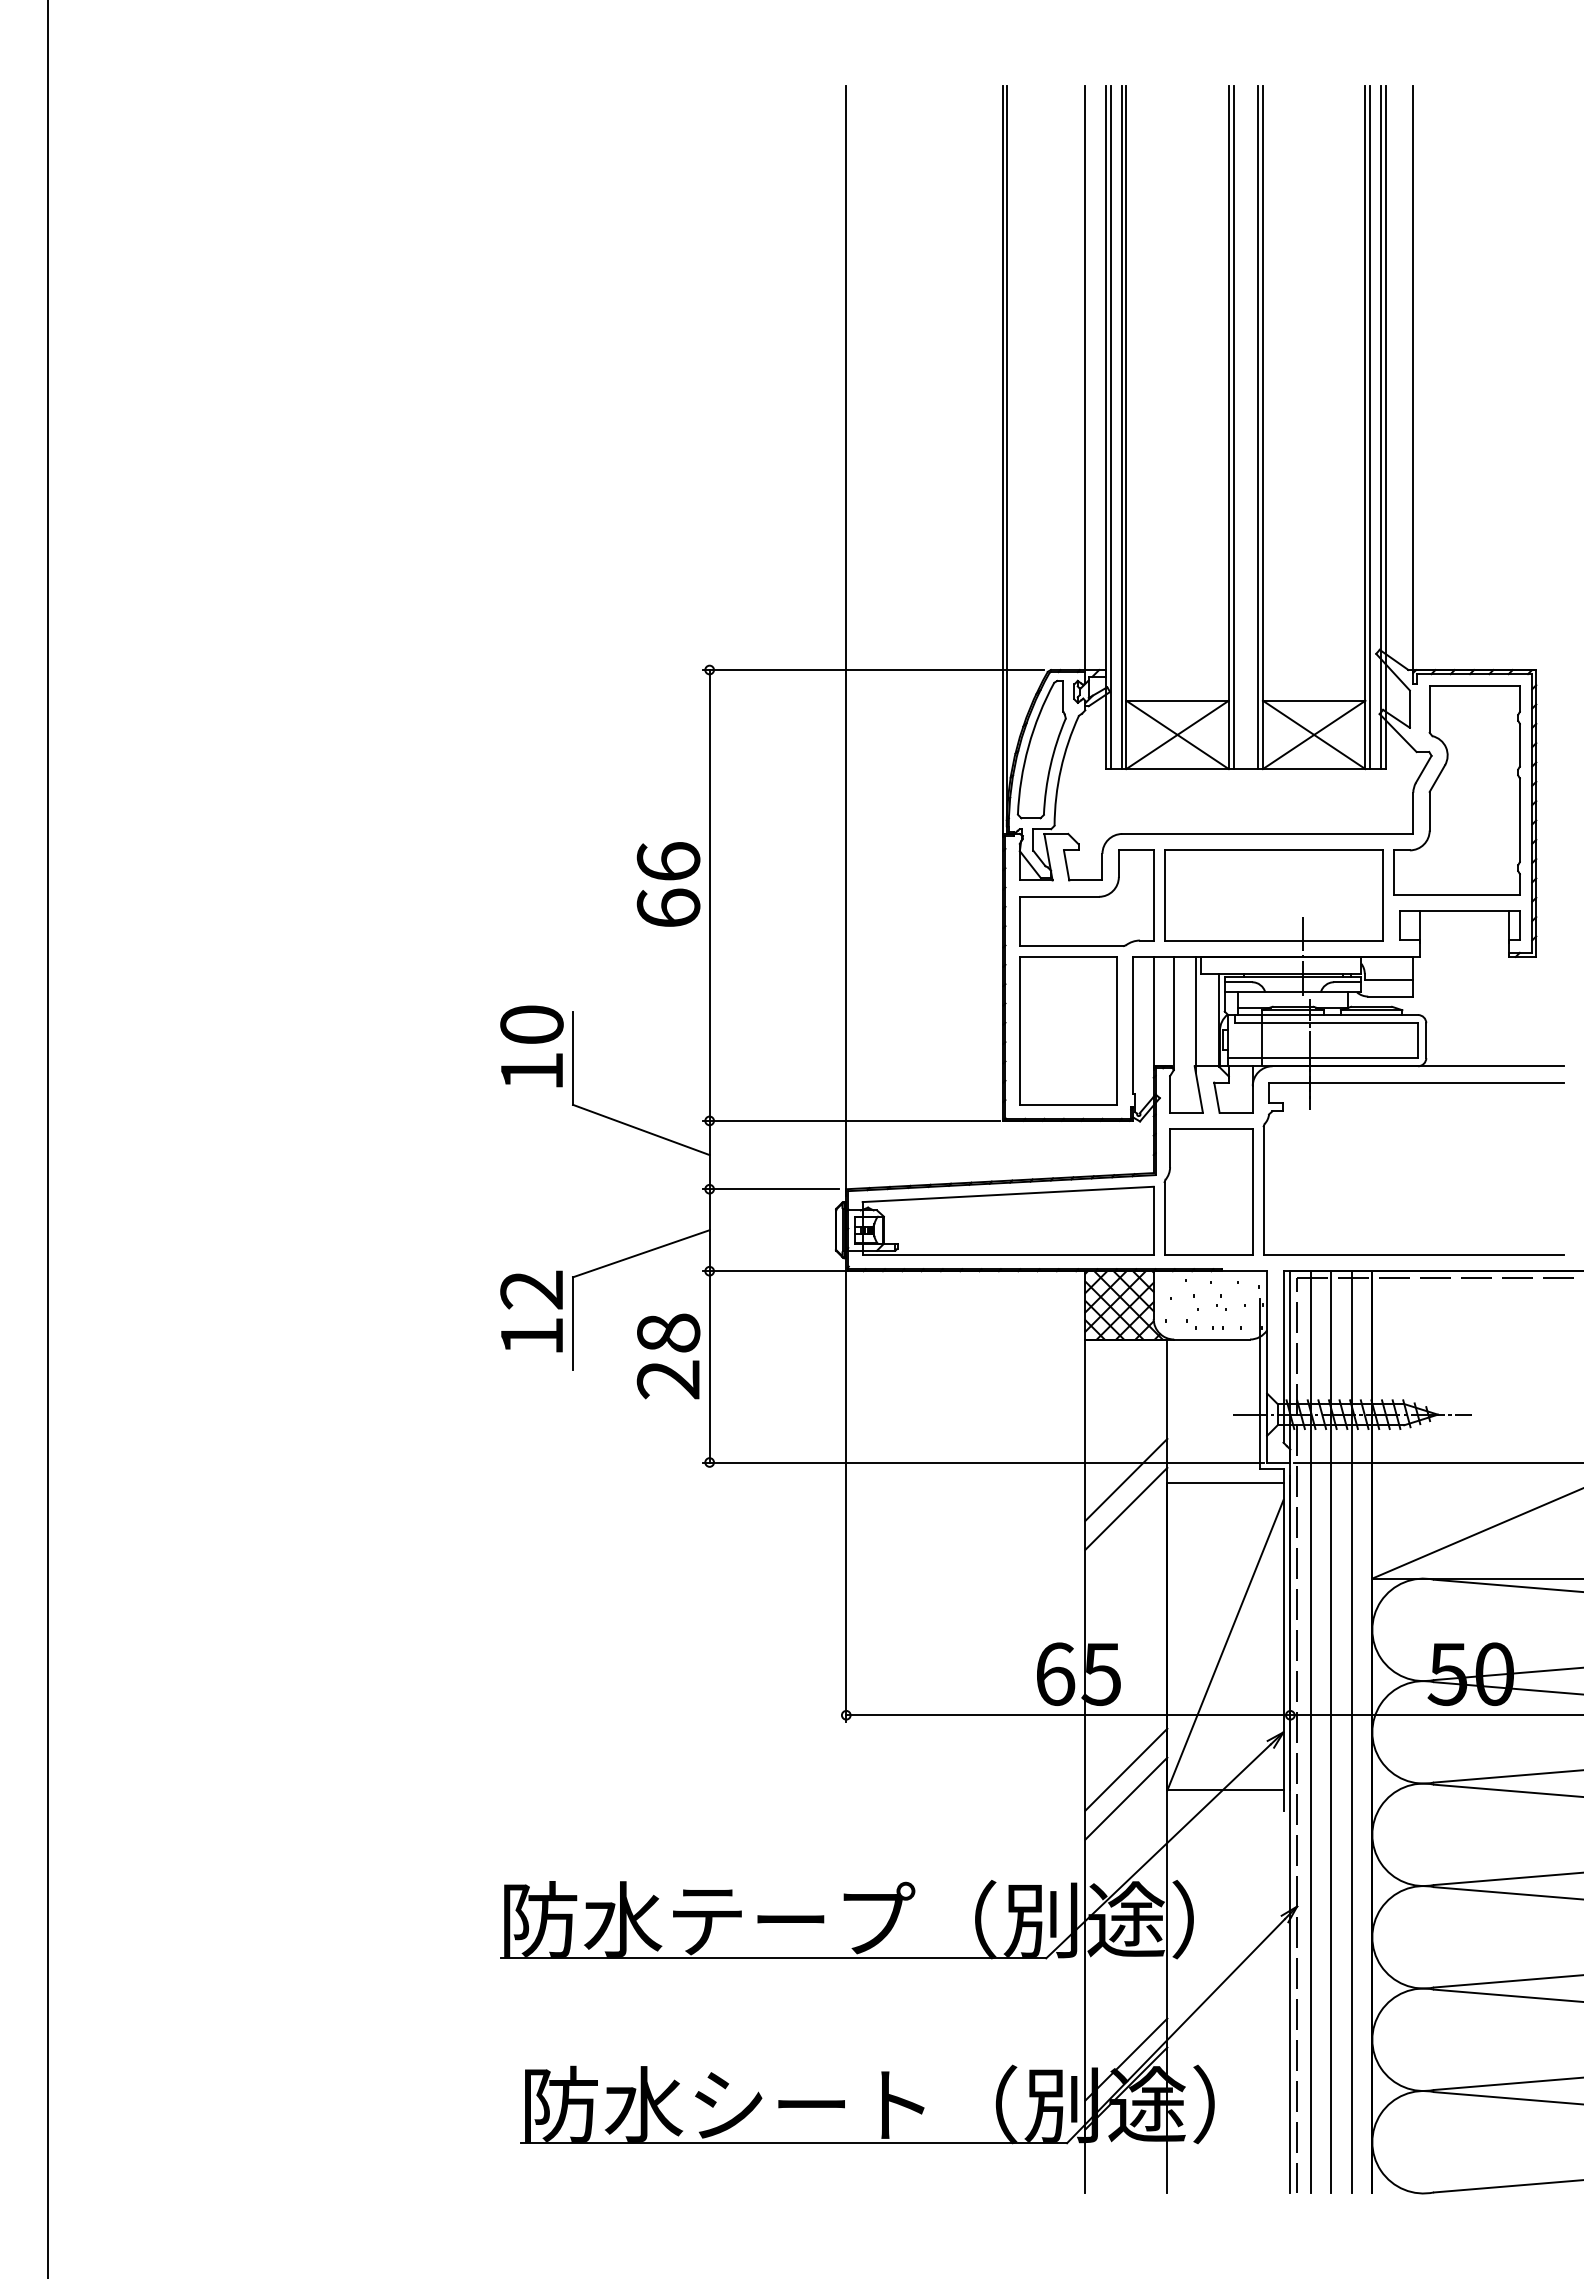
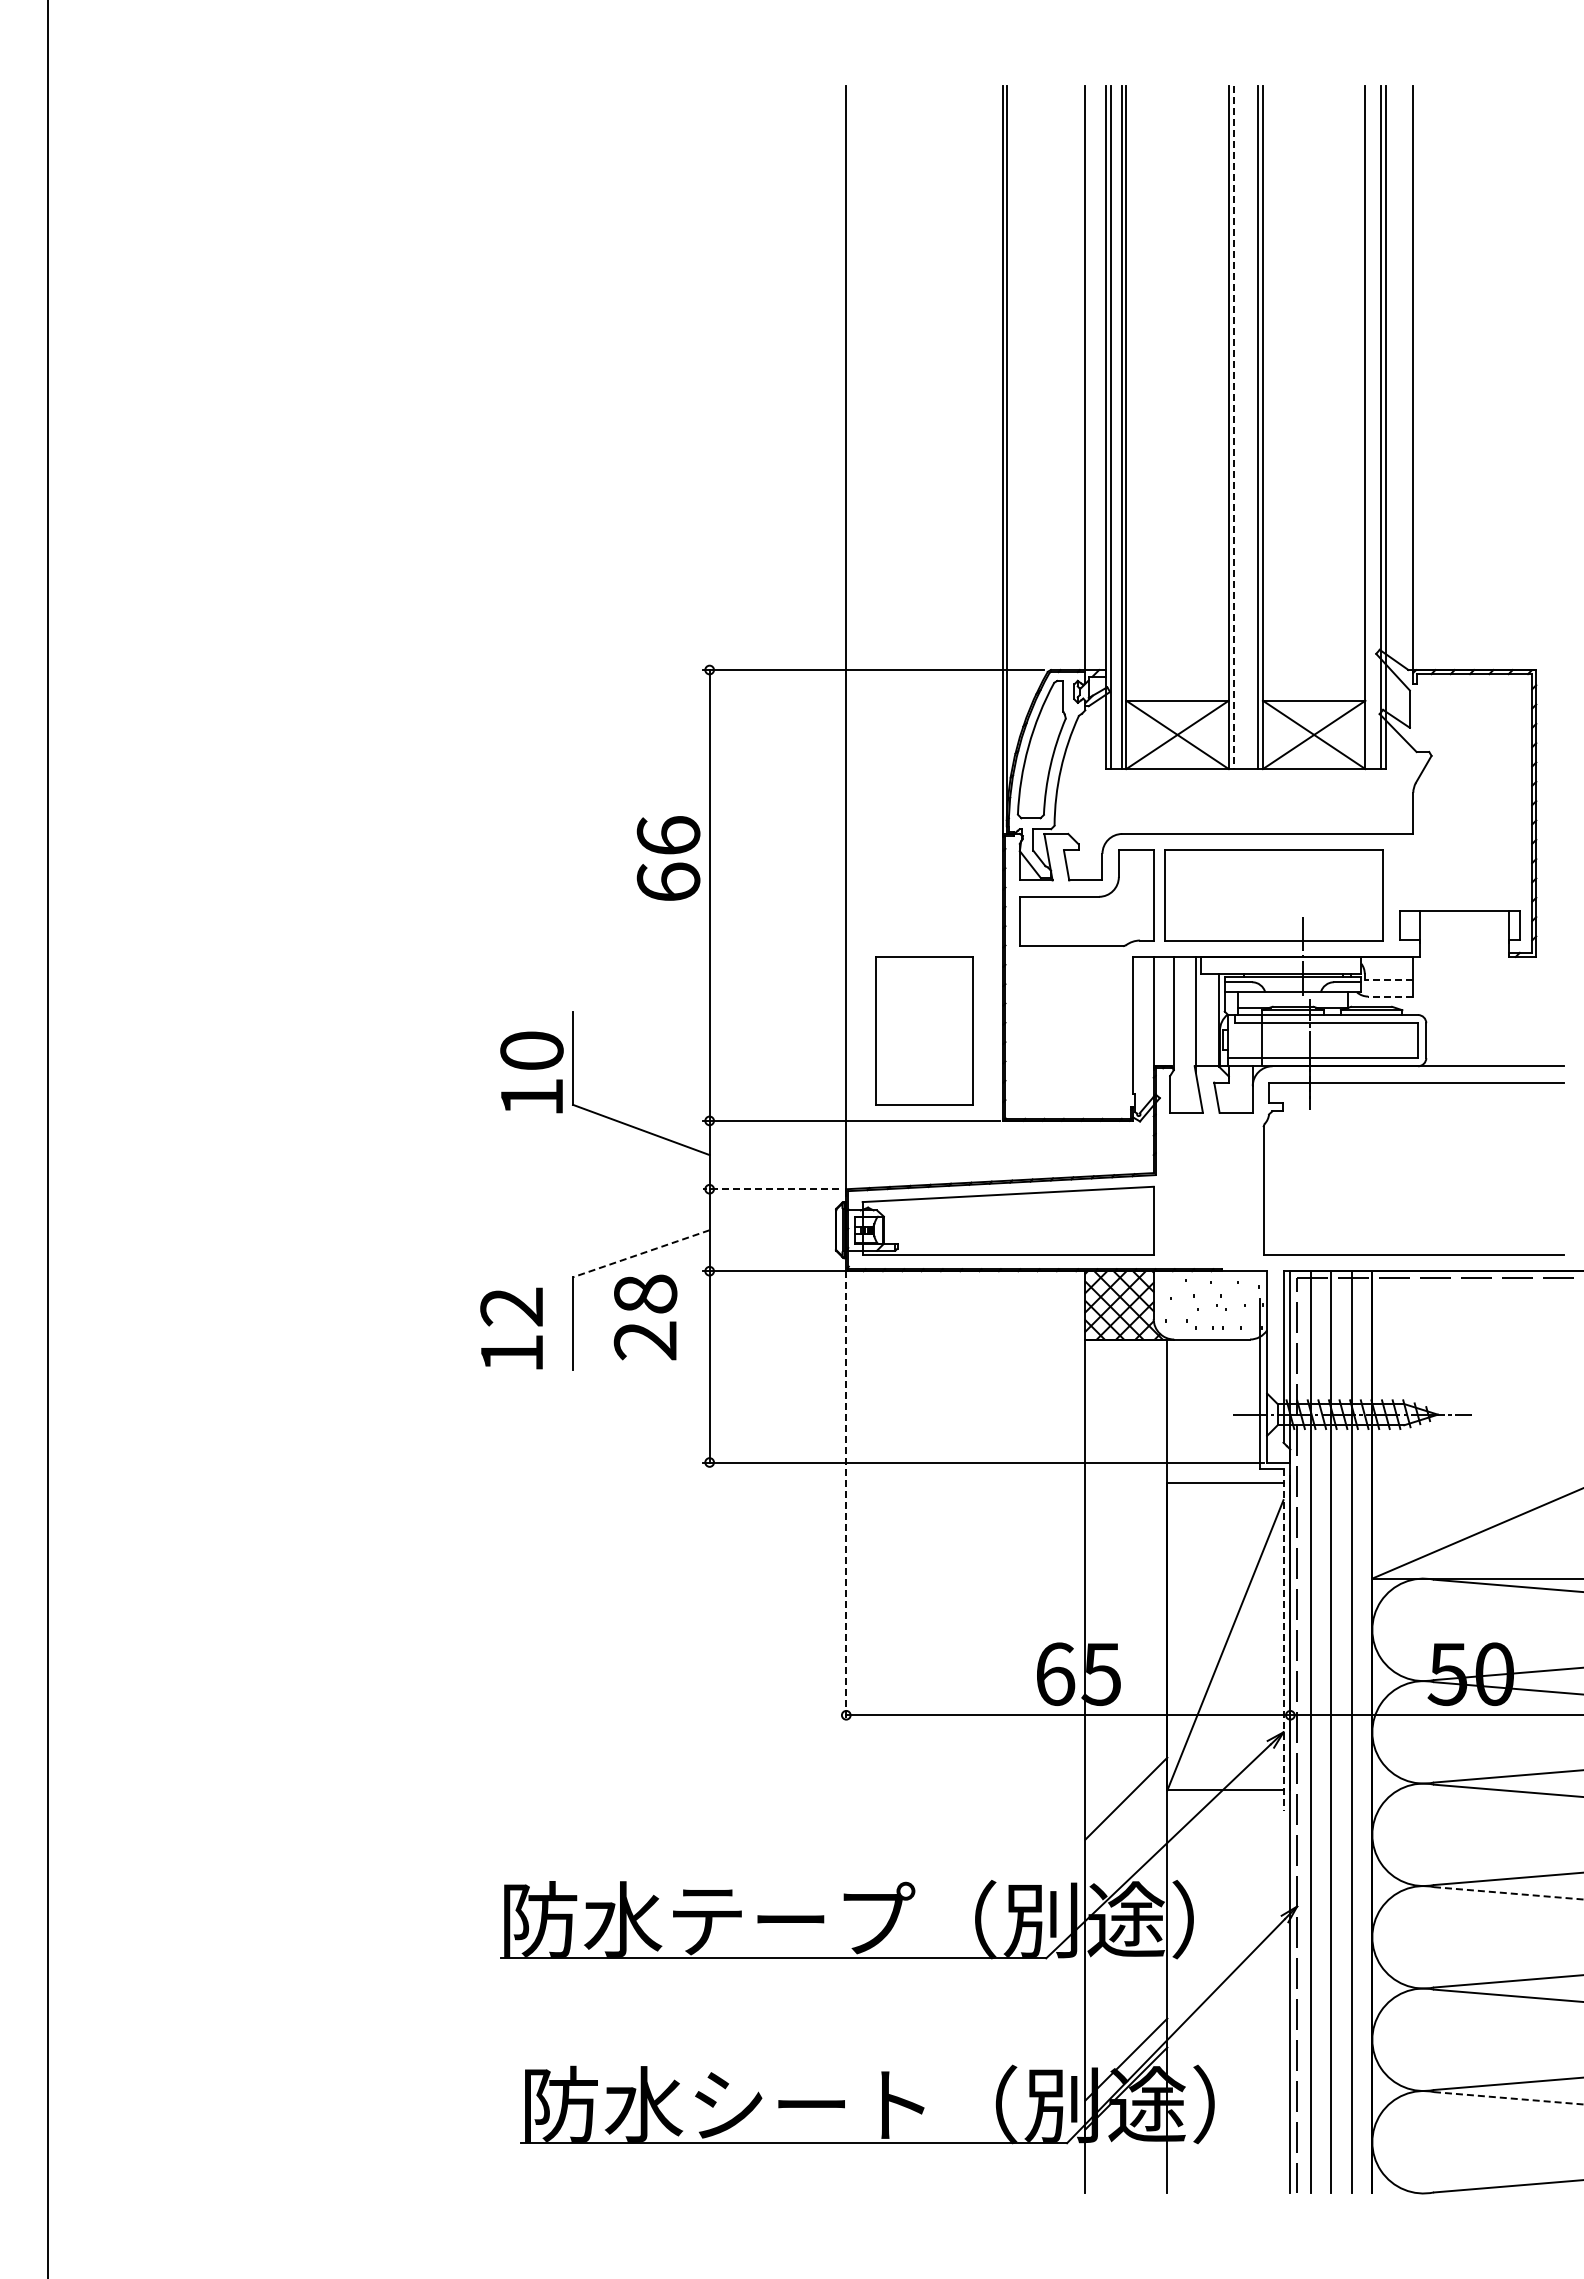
line: solid -> dashed (1233, 427)
line: present -> none (1370, 427)
part: present -> none (1456, 790)
text position: (668, 884) -> (668, 858) (668, 858)
line: solid -> dashed (1388, 979)
line: solid -> dashed (1389, 996)
part position: (1068, 1030) -> (924, 1030) (924, 1030)
text position: (531, 1046) -> (531, 1072) (531, 1072)
line: solid -> dashed (770, 1189)
part: present -> none (1208, 1191)
line: solid -> dashed (640, 1253)
text position: (531, 1311) -> (511, 1328) (511, 1328)
text position: (668, 1356) -> (645, 1317) (645, 1317)
line: present -> none (1436, 1462)
line: present -> none (1126, 1479)
line: solid -> dashed (846, 1496)
line: present -> none (1126, 1508)
line: solid -> dashed (1283, 1640)
line: present -> none (1126, 1769)
line: solid -> dashed (1508, 1893)
line: solid -> dashed (1508, 2098)
